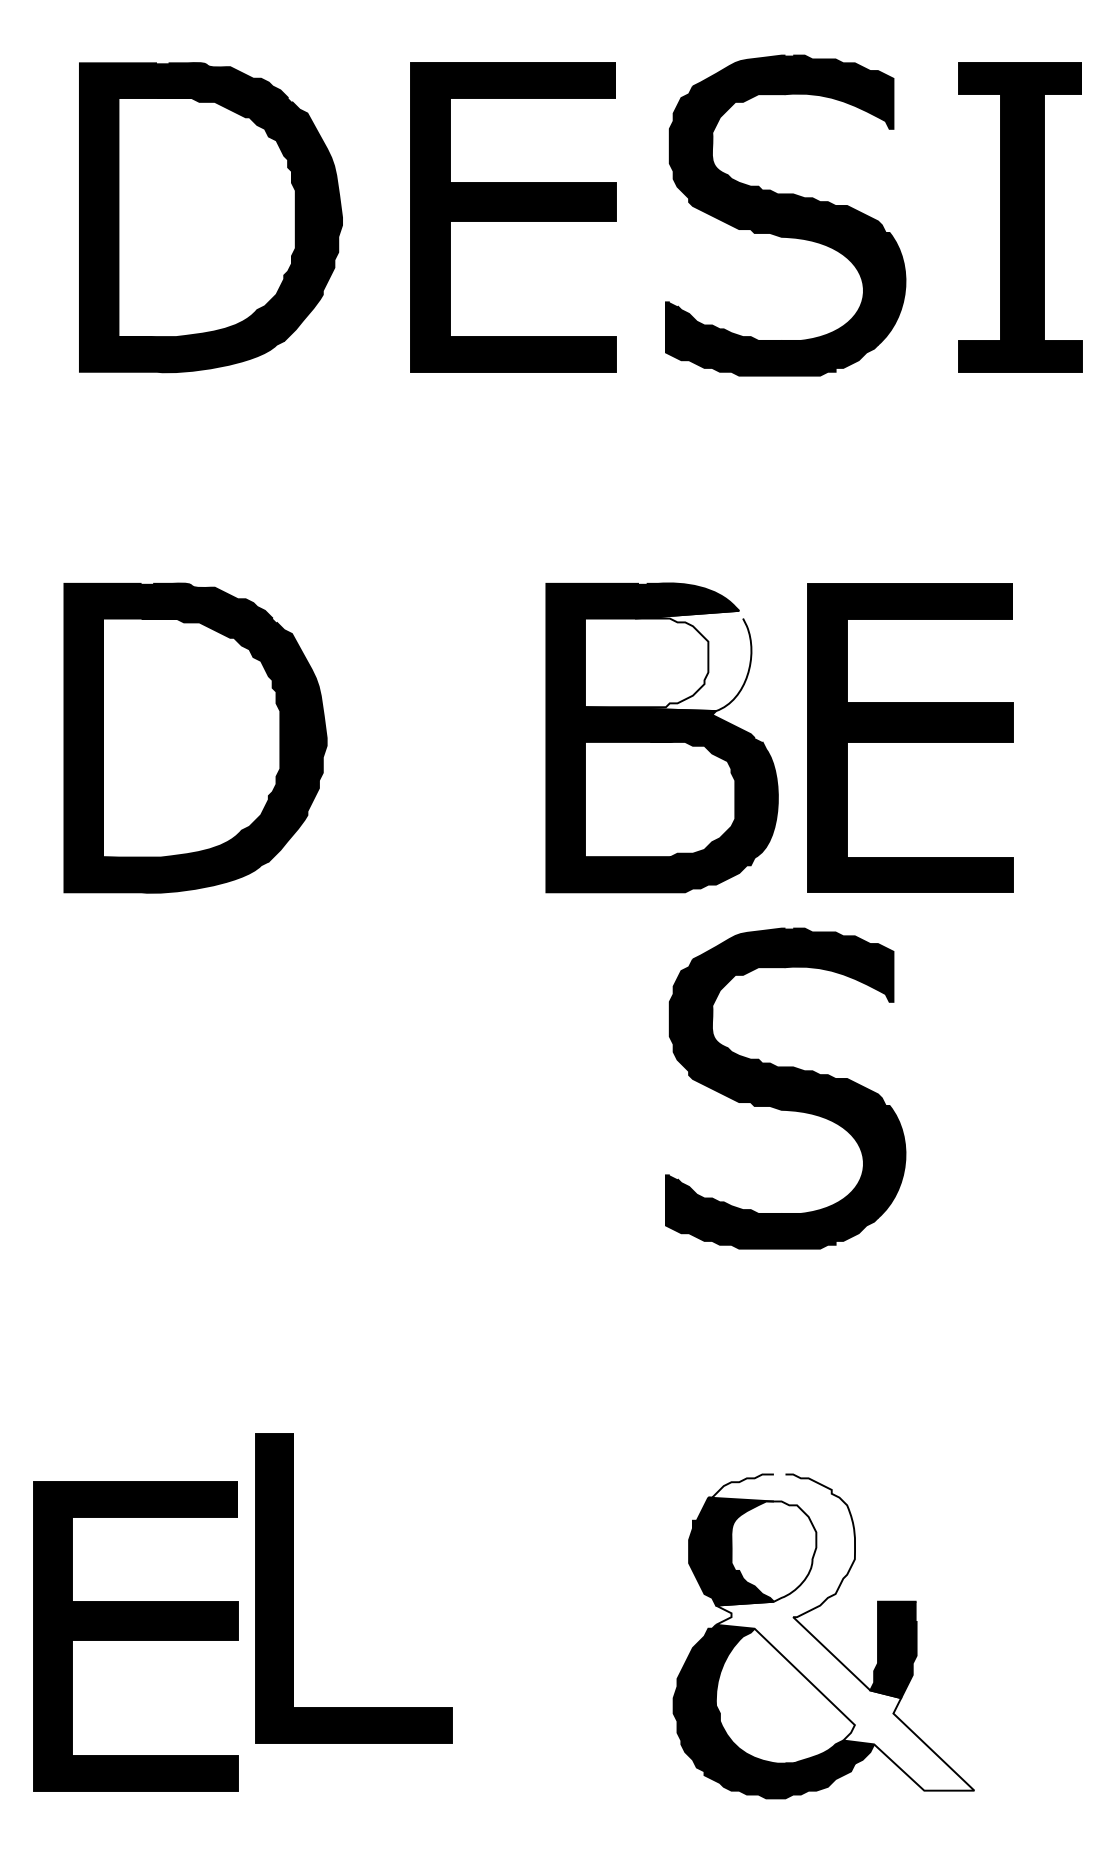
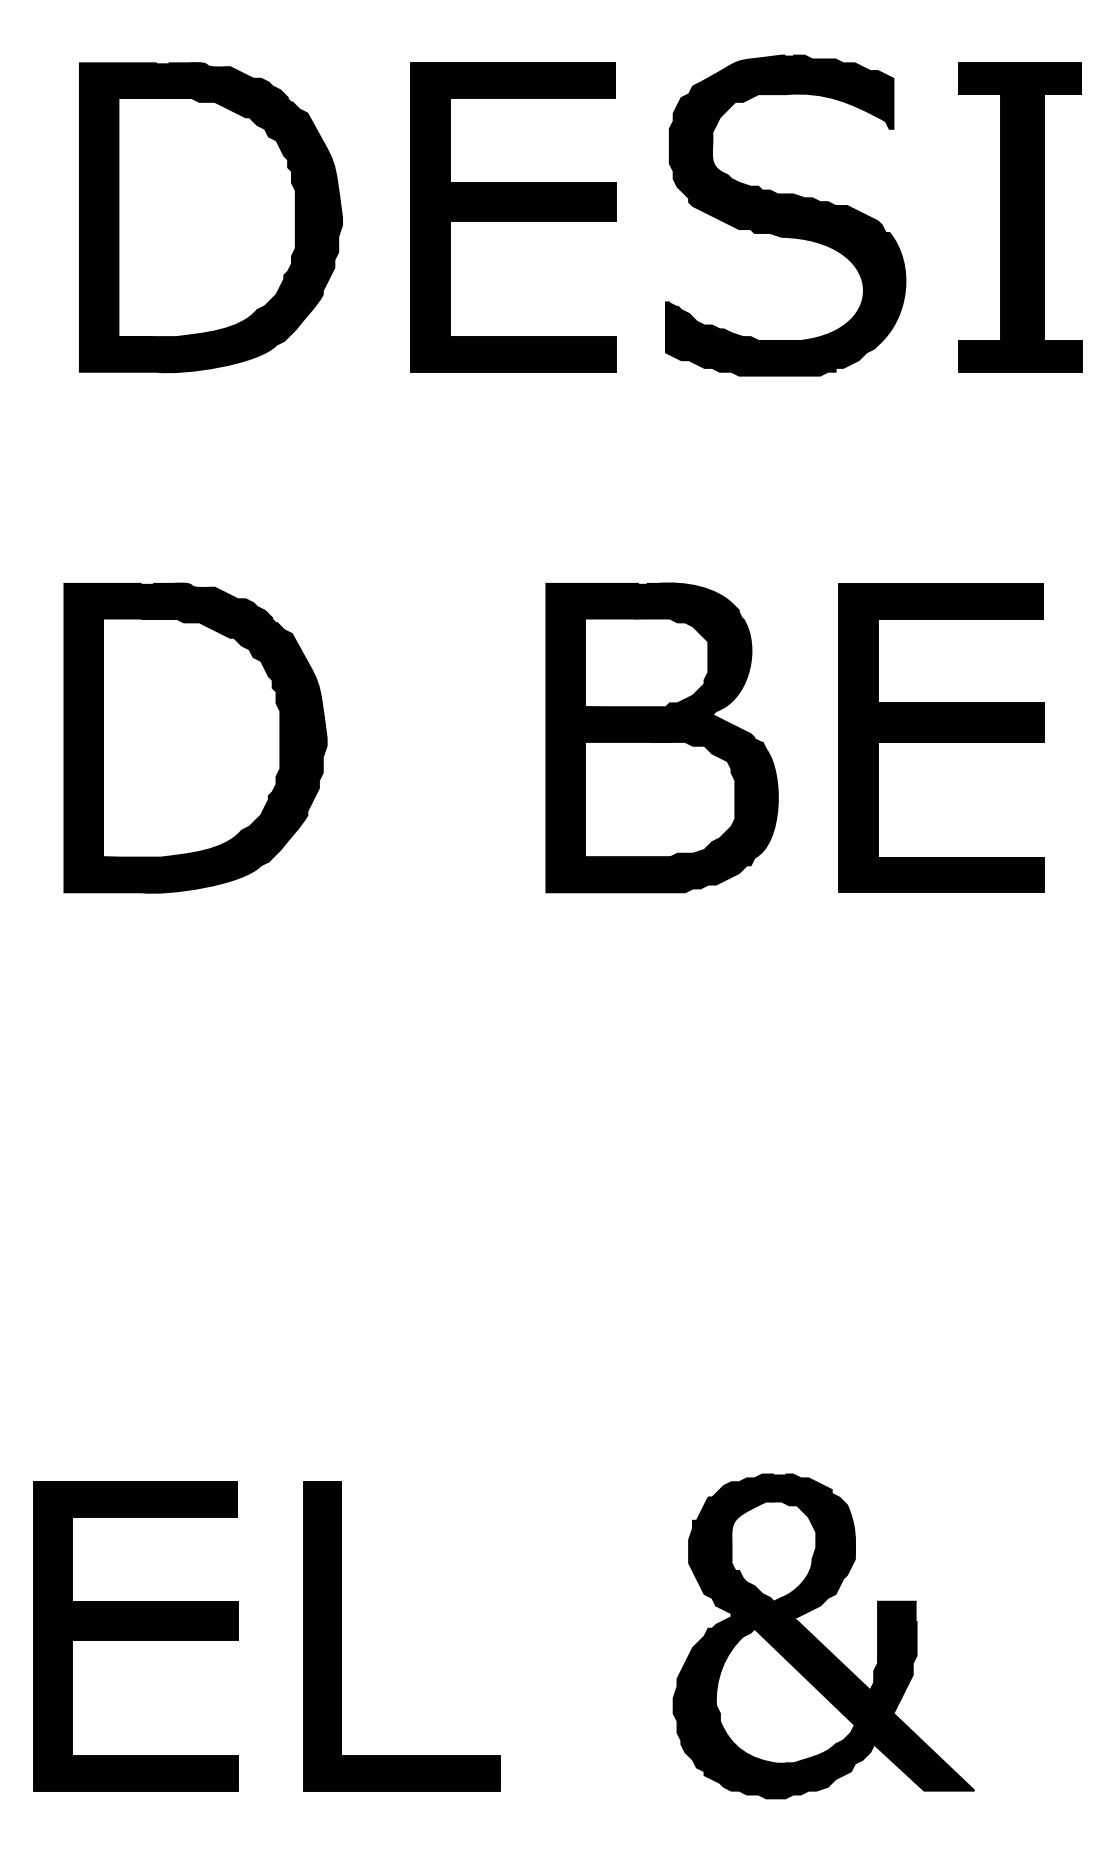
fill: none -> present (667, 660)
part position: (910, 737) -> (941, 737) (941, 737)
part: present -> none (785, 1088)
part position: (293, 1588) -> (341, 1636) (341, 1636)
fill: none -> present (841, 1632)
